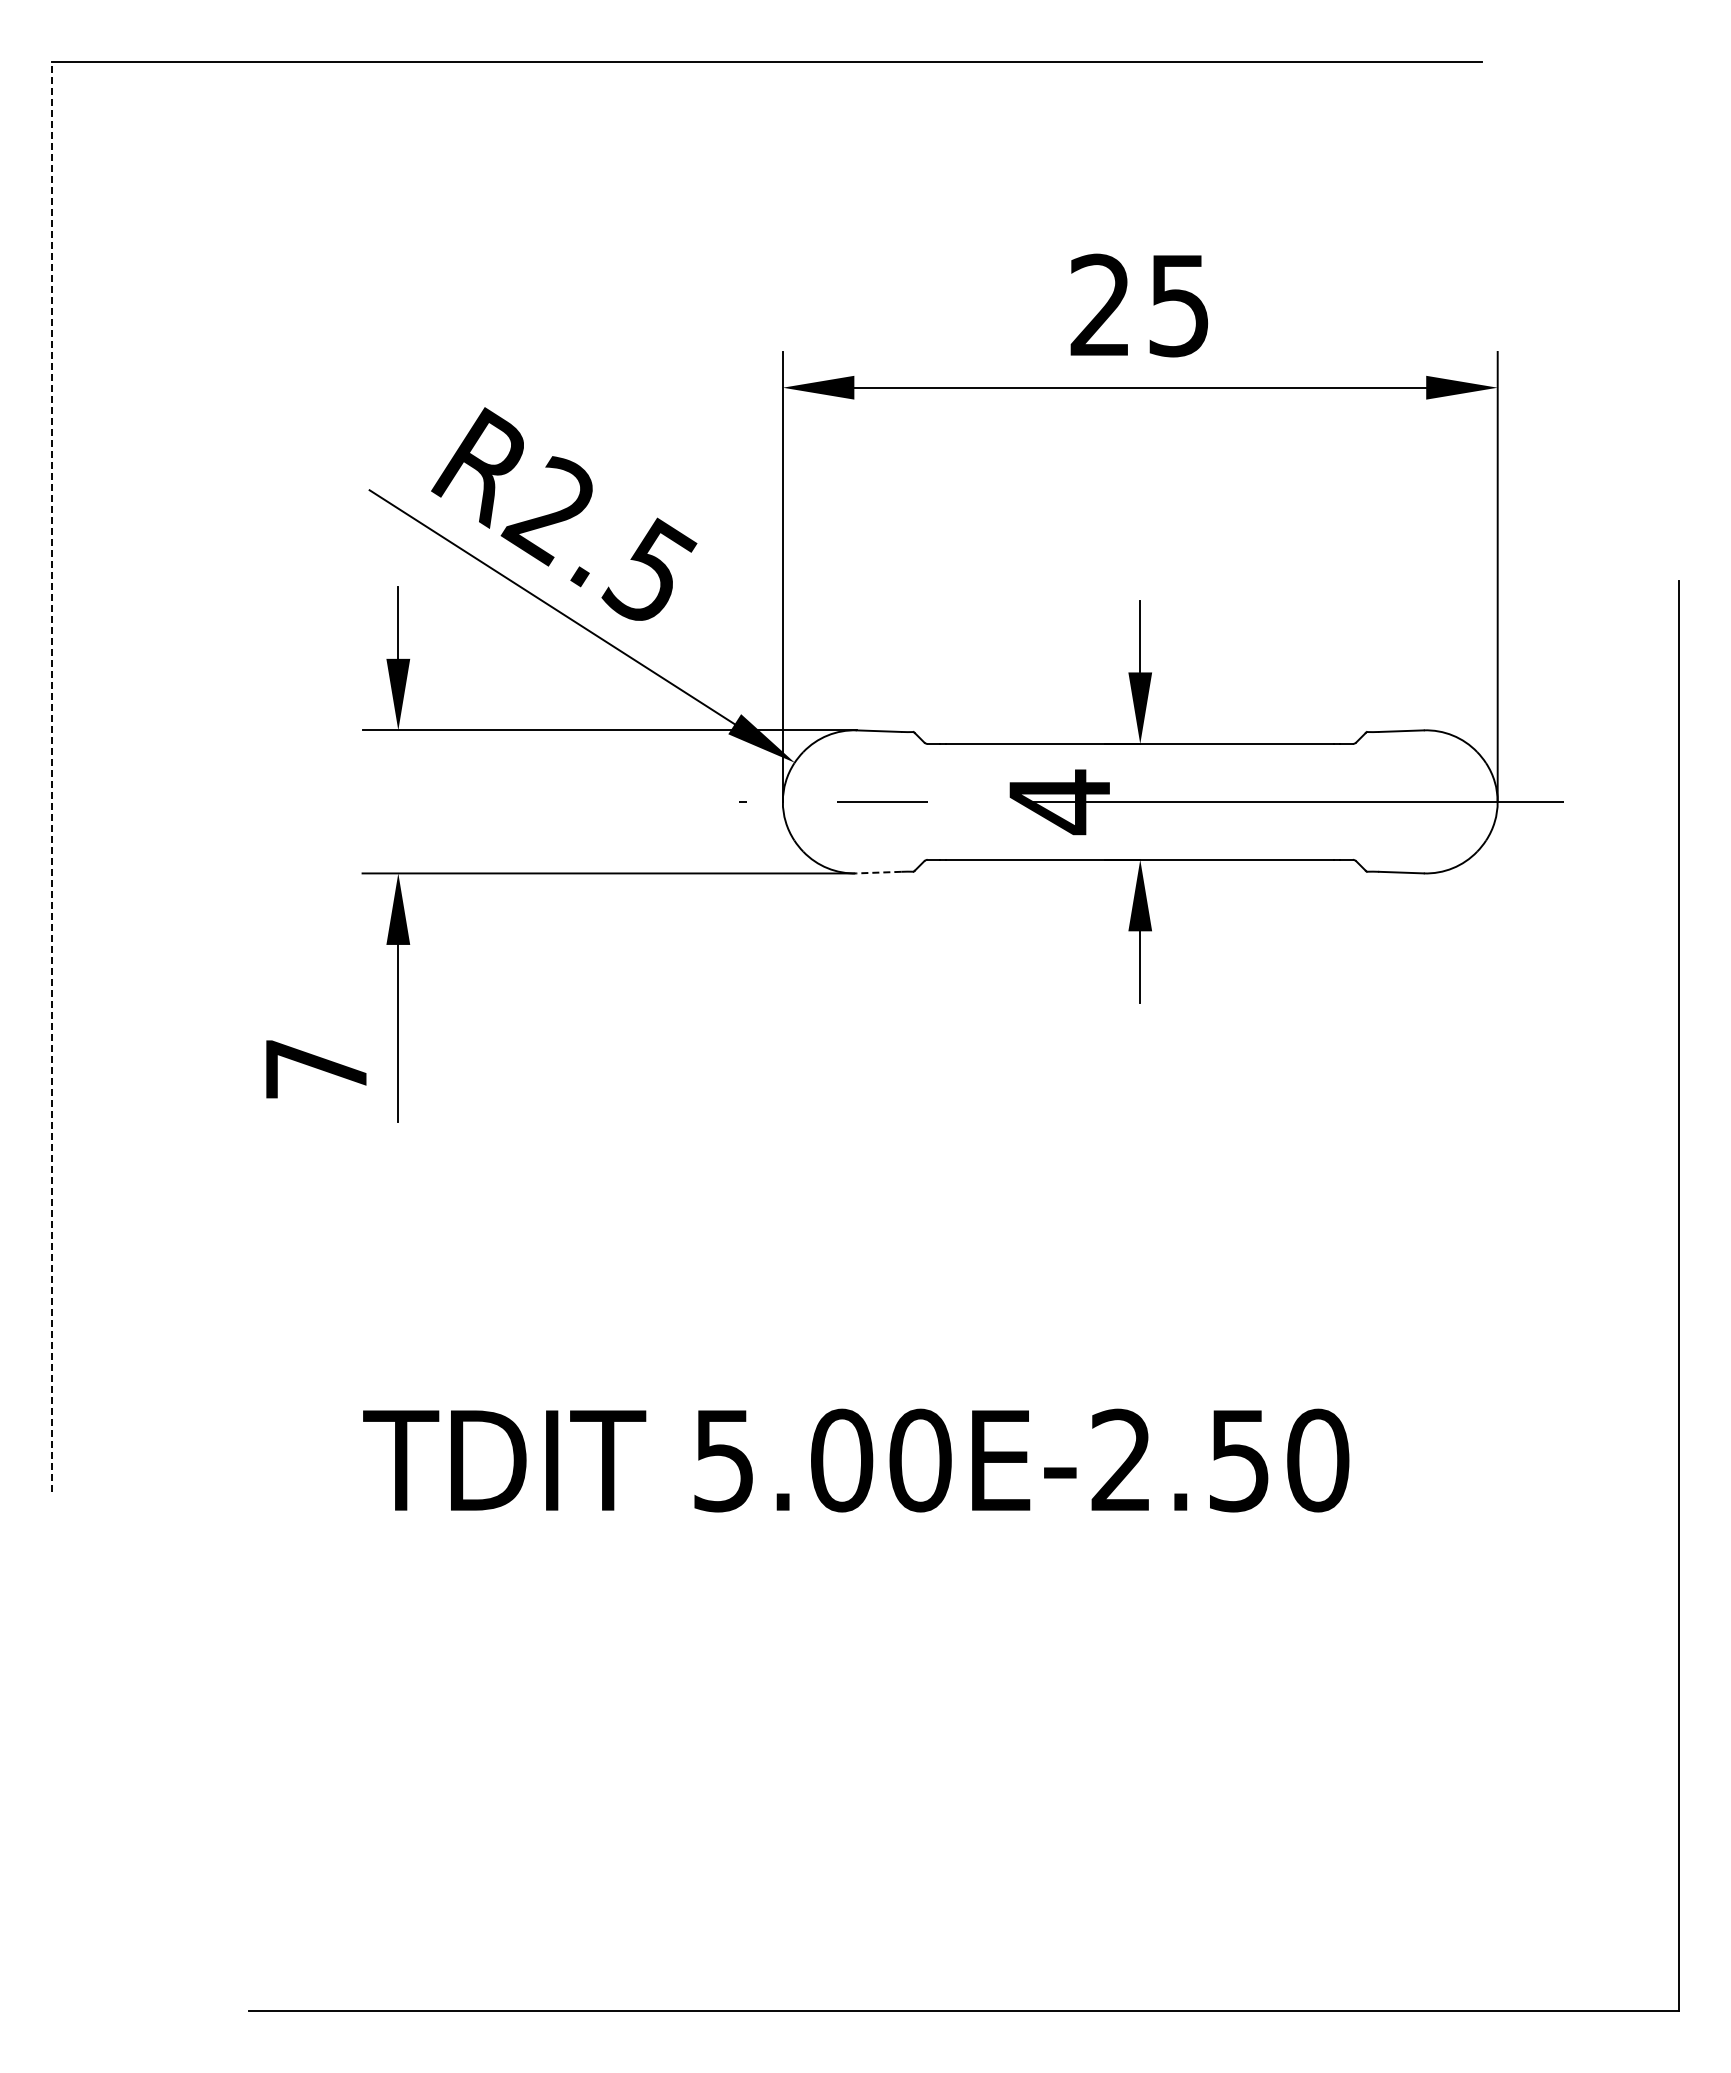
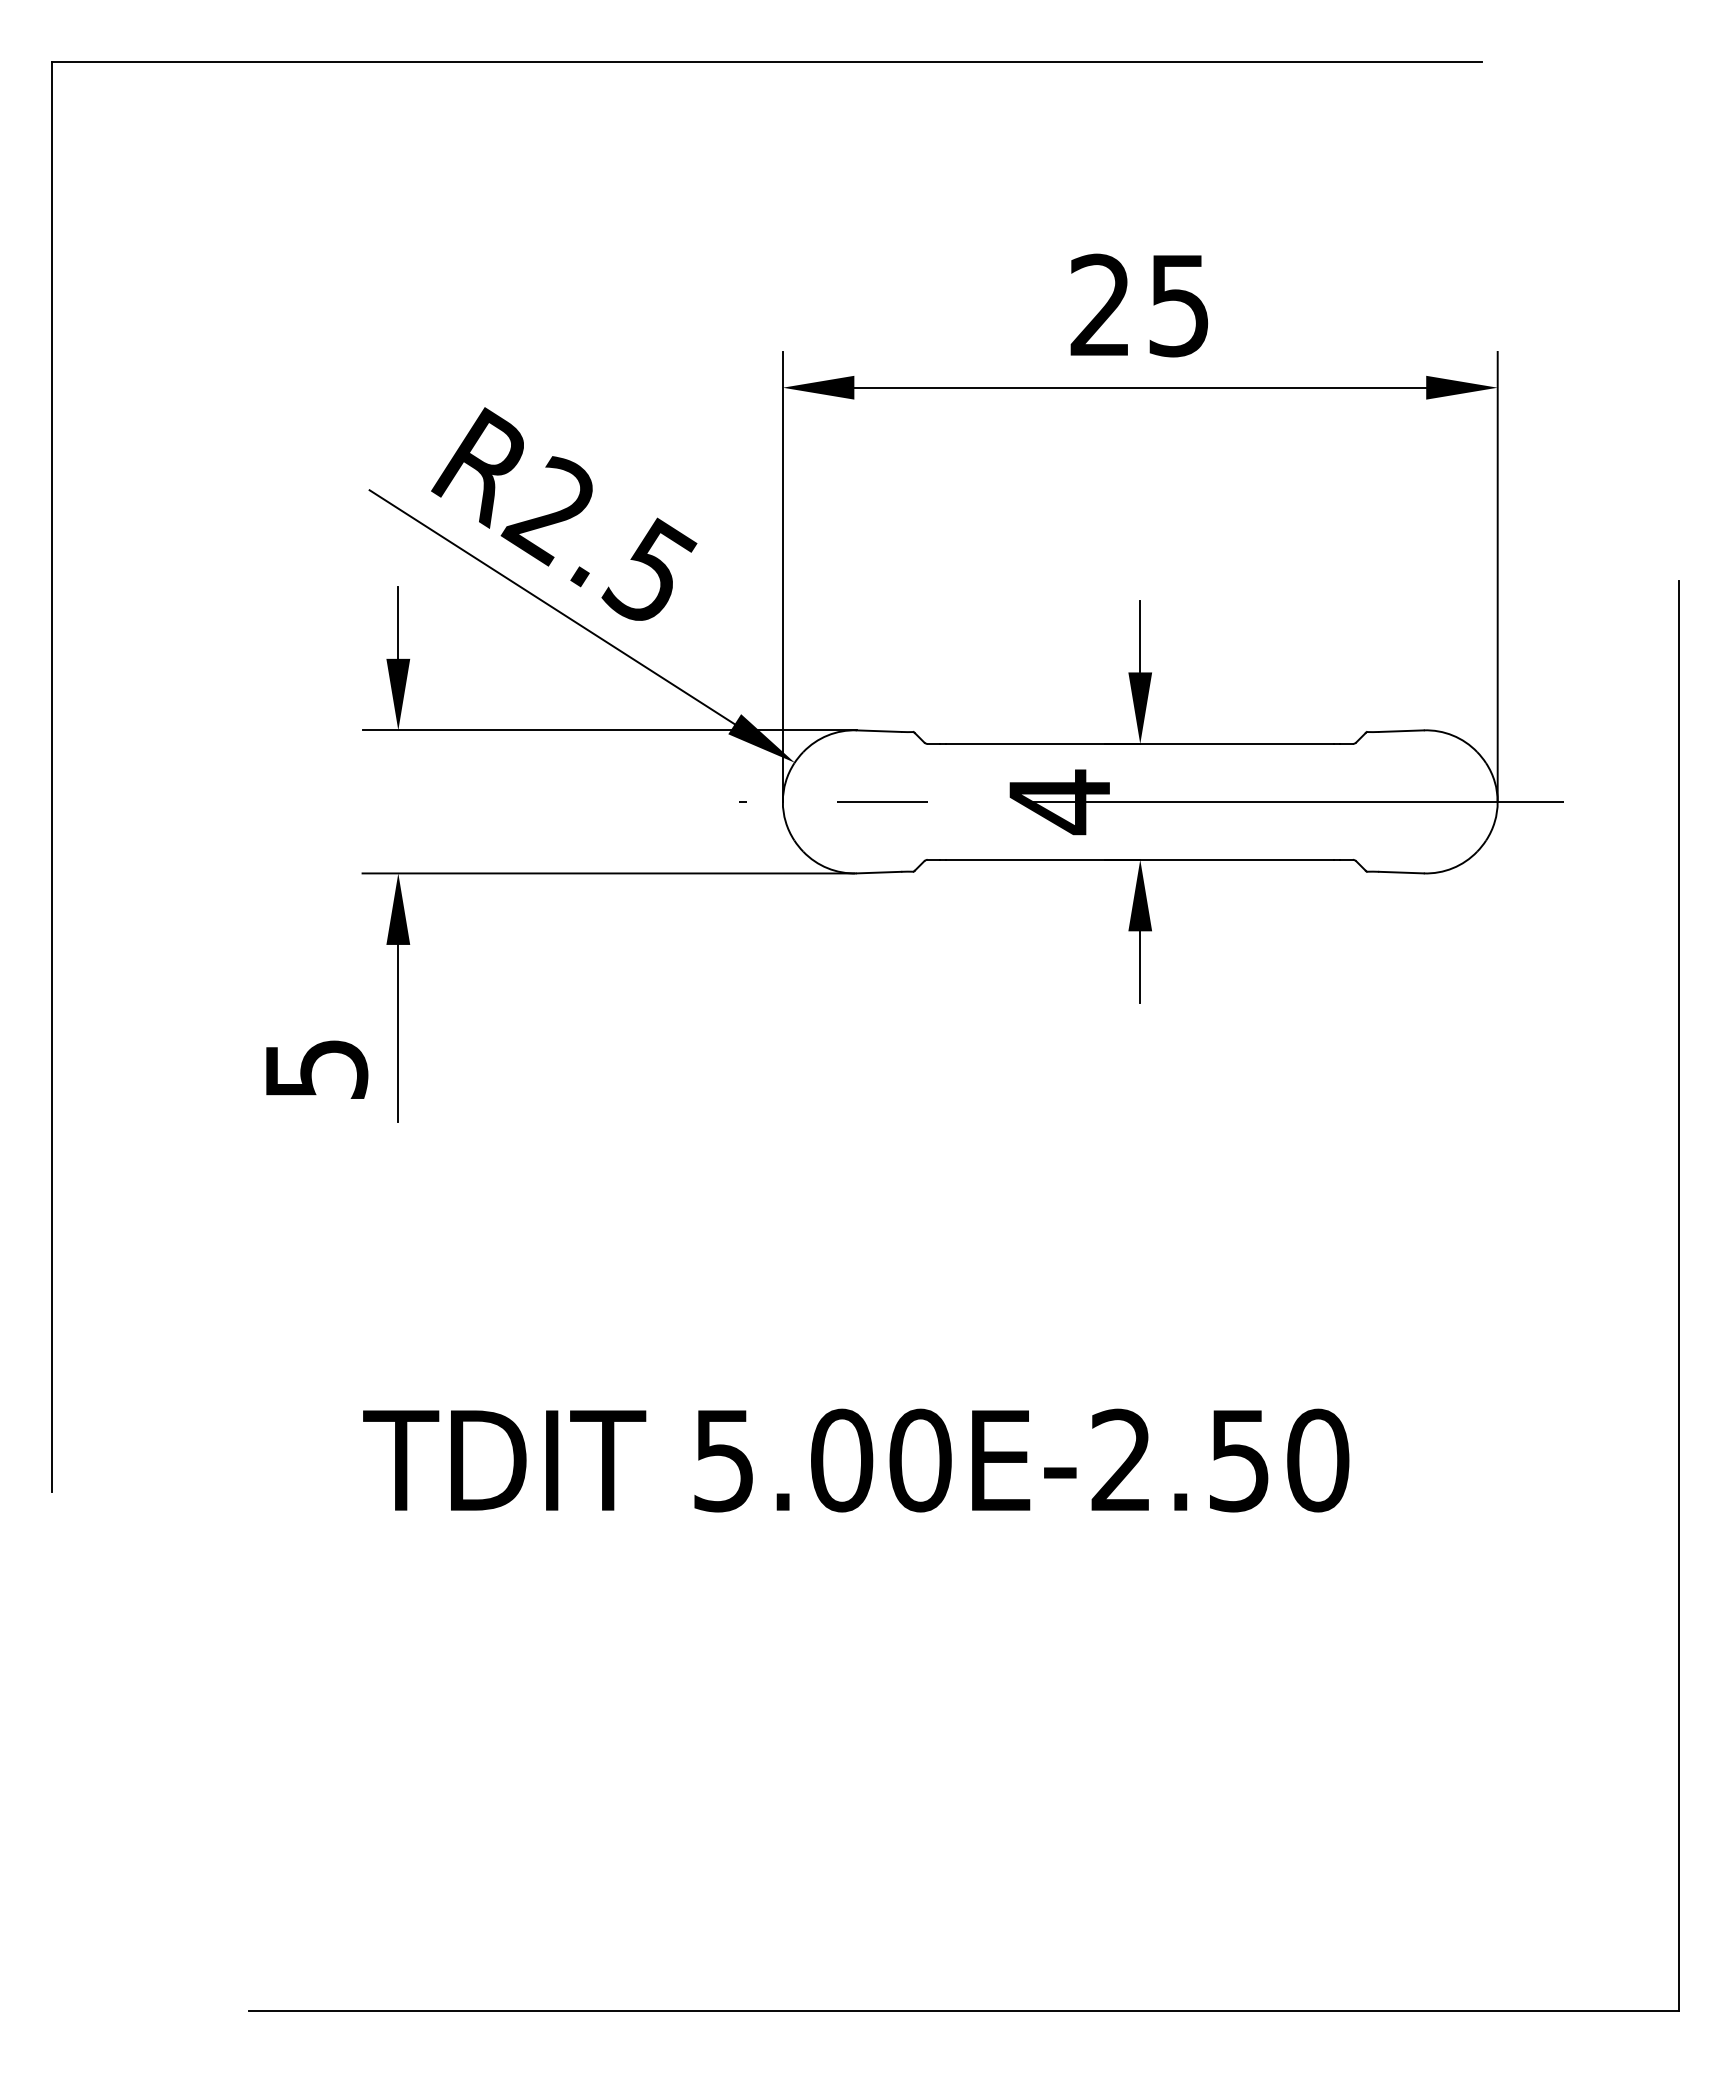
line: dashed -> solid (52, 776)
line: dashed -> solid (878, 872)
text: 7 -> 5 (317, 1069)
